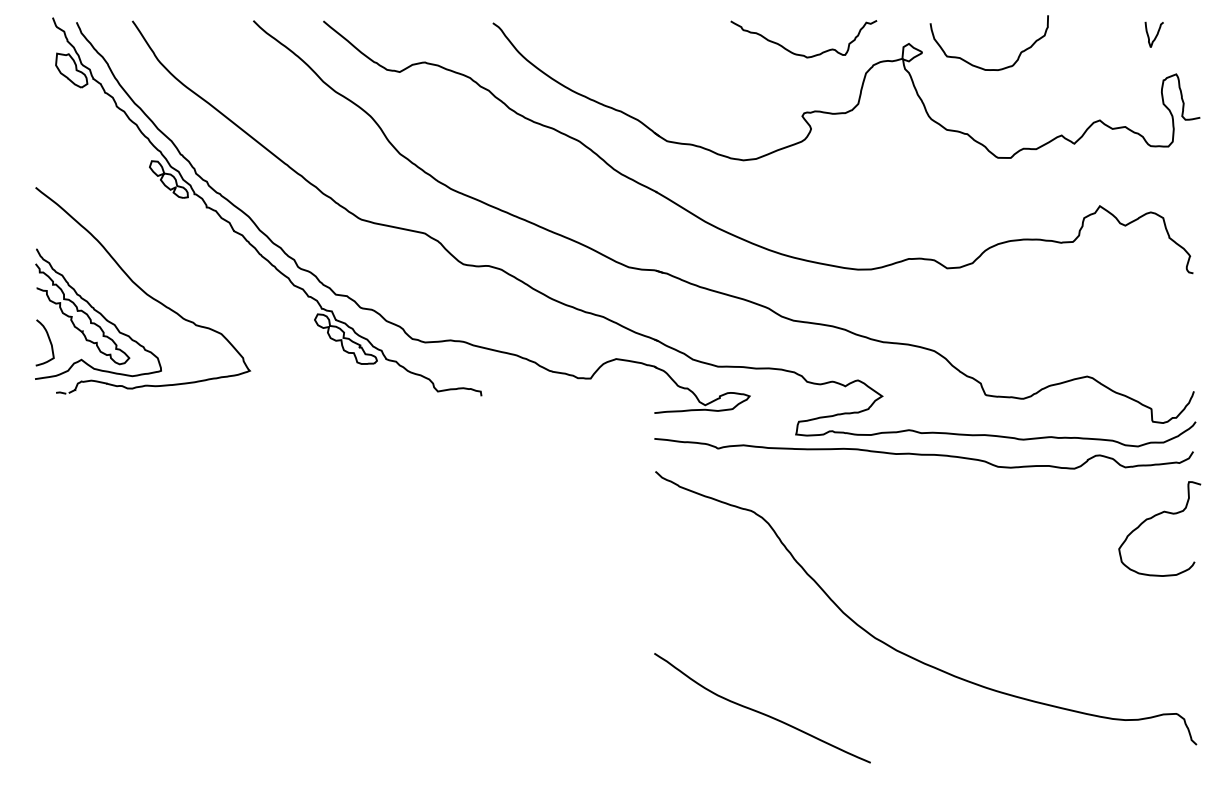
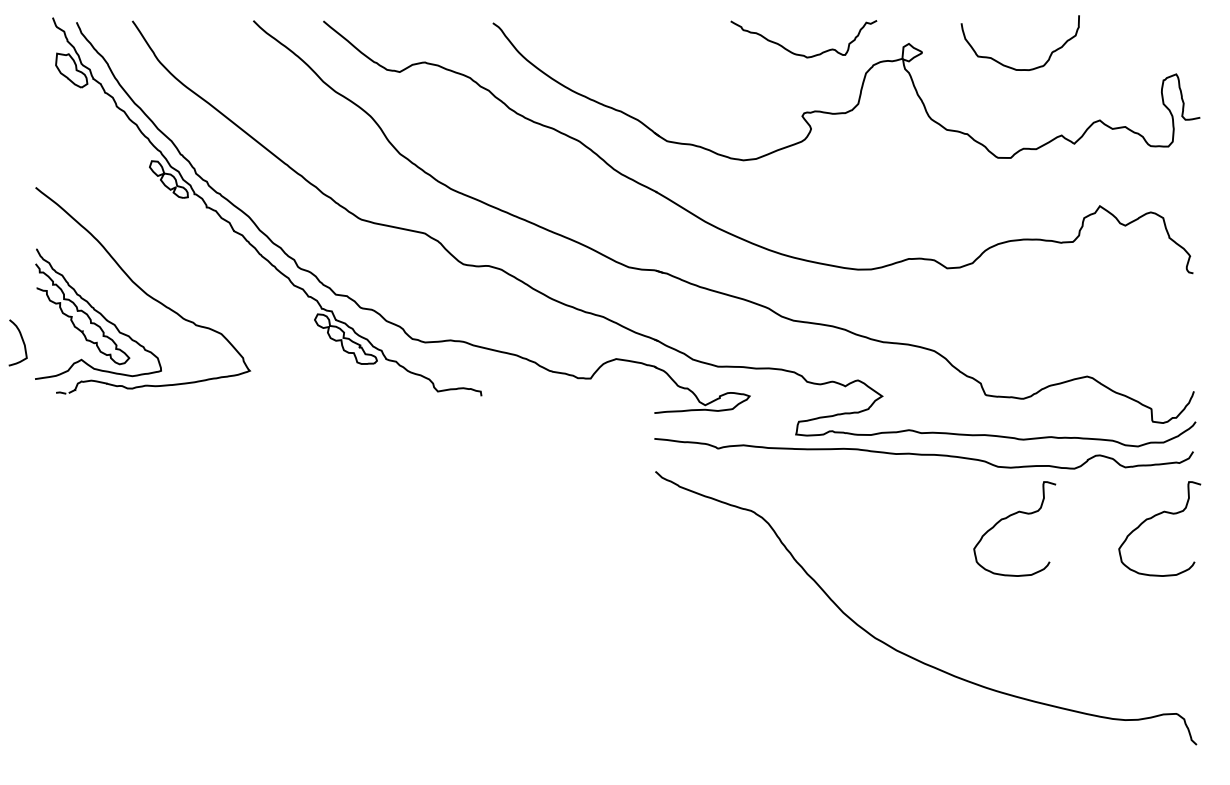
curve: present -> none (1155, 35)
curve position: (979, 66) -> (1010, 66) (1010, 66)
curve position: (48, 339) -> (21, 339) (21, 339)
curve: none -> present (1009, 517)
curve: present -> none (760, 711)
